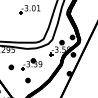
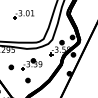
part position: (29, 9) -> (23, 14) (23, 14)
